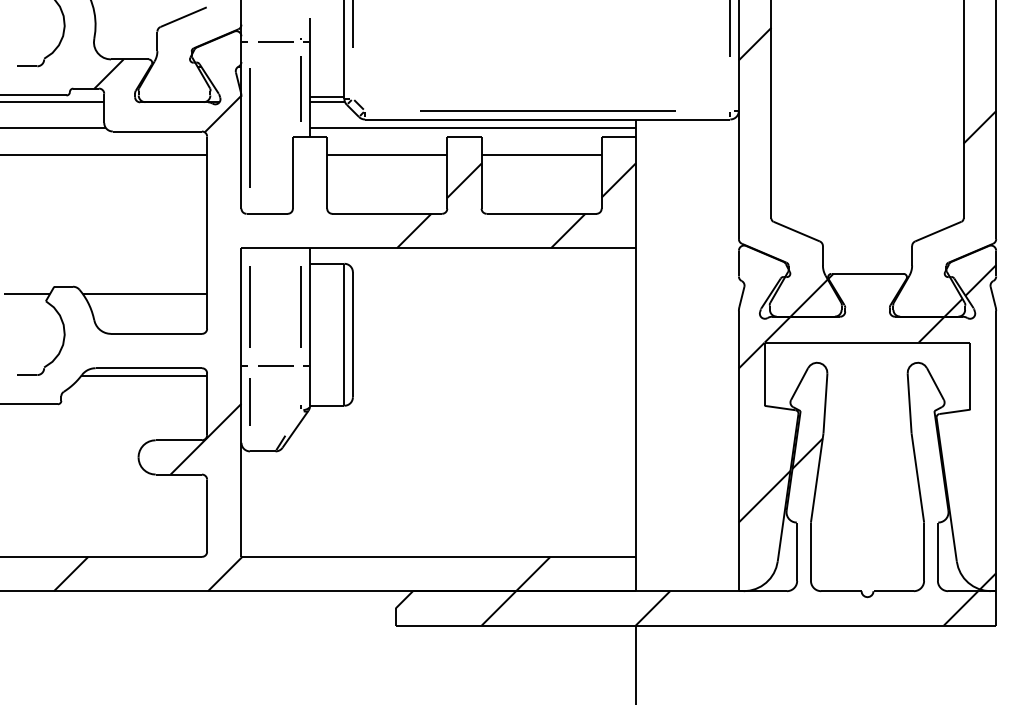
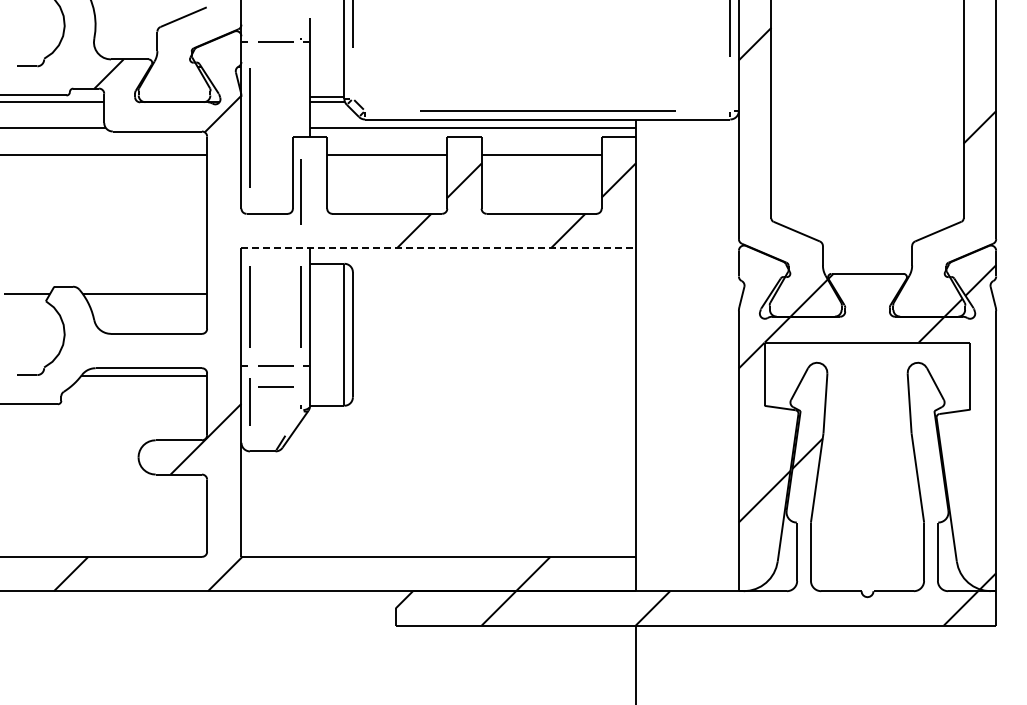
line position: (300, 88) -> (300, 191) (300, 191)
line: solid -> dashed (439, 248)
line: none -> present (275, 386)
